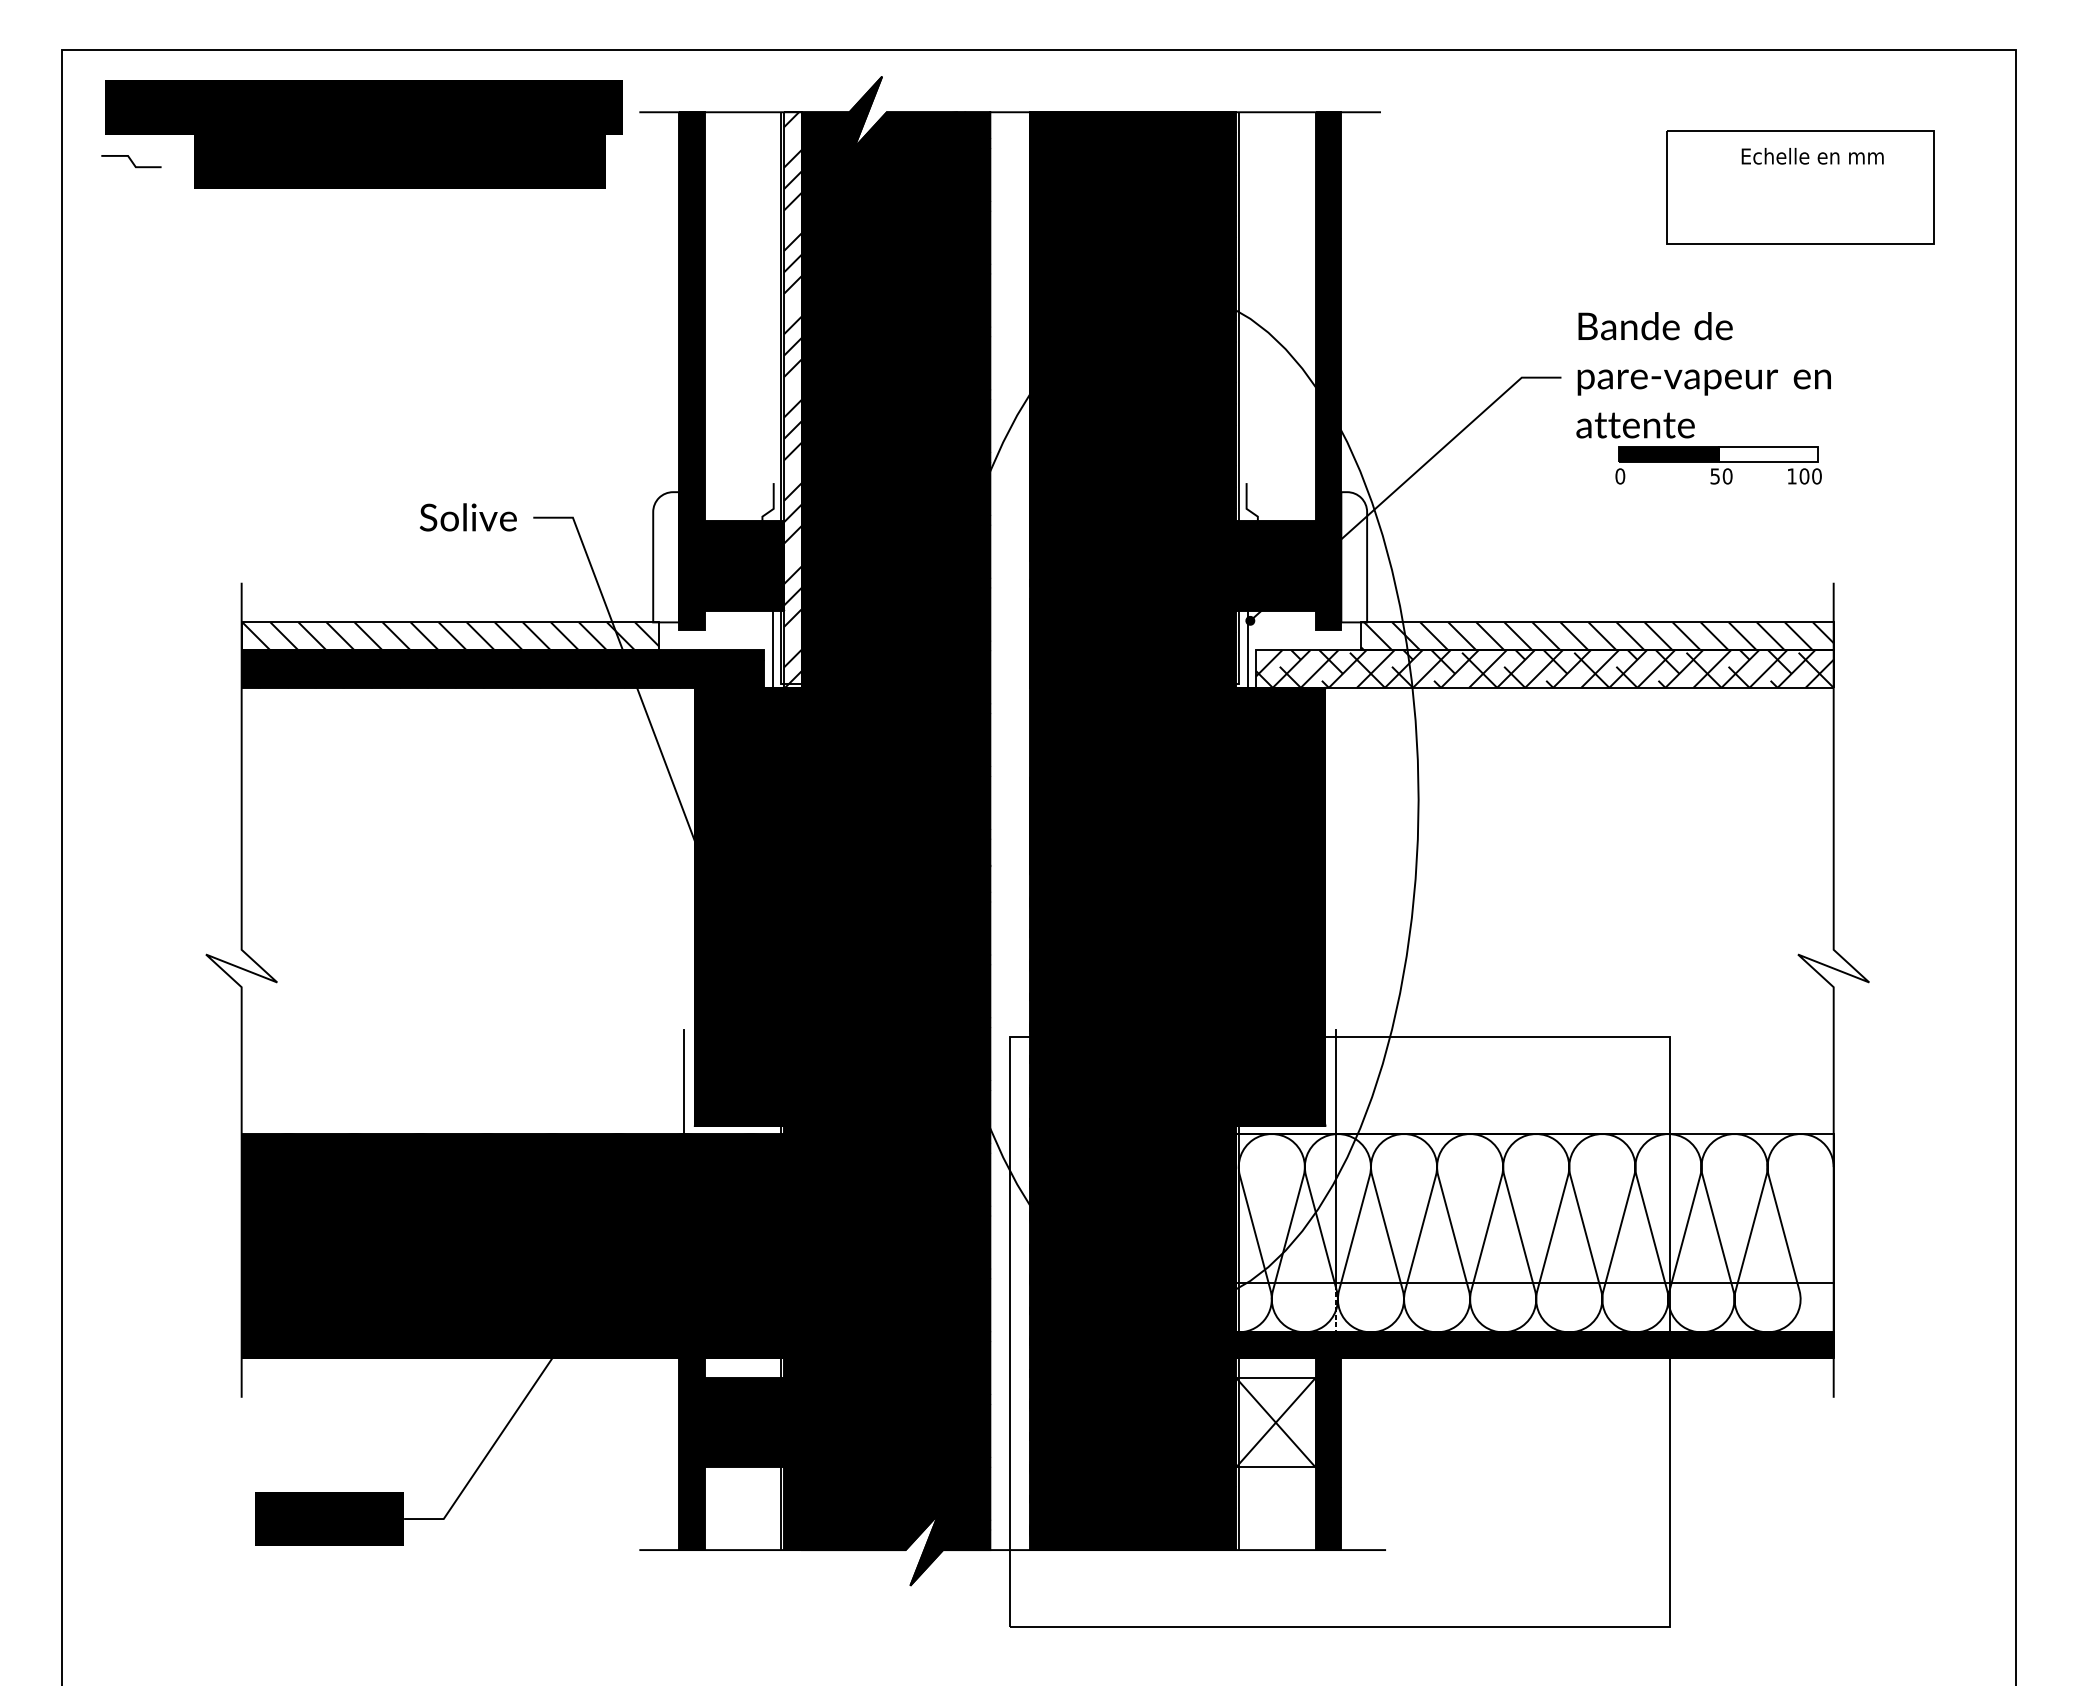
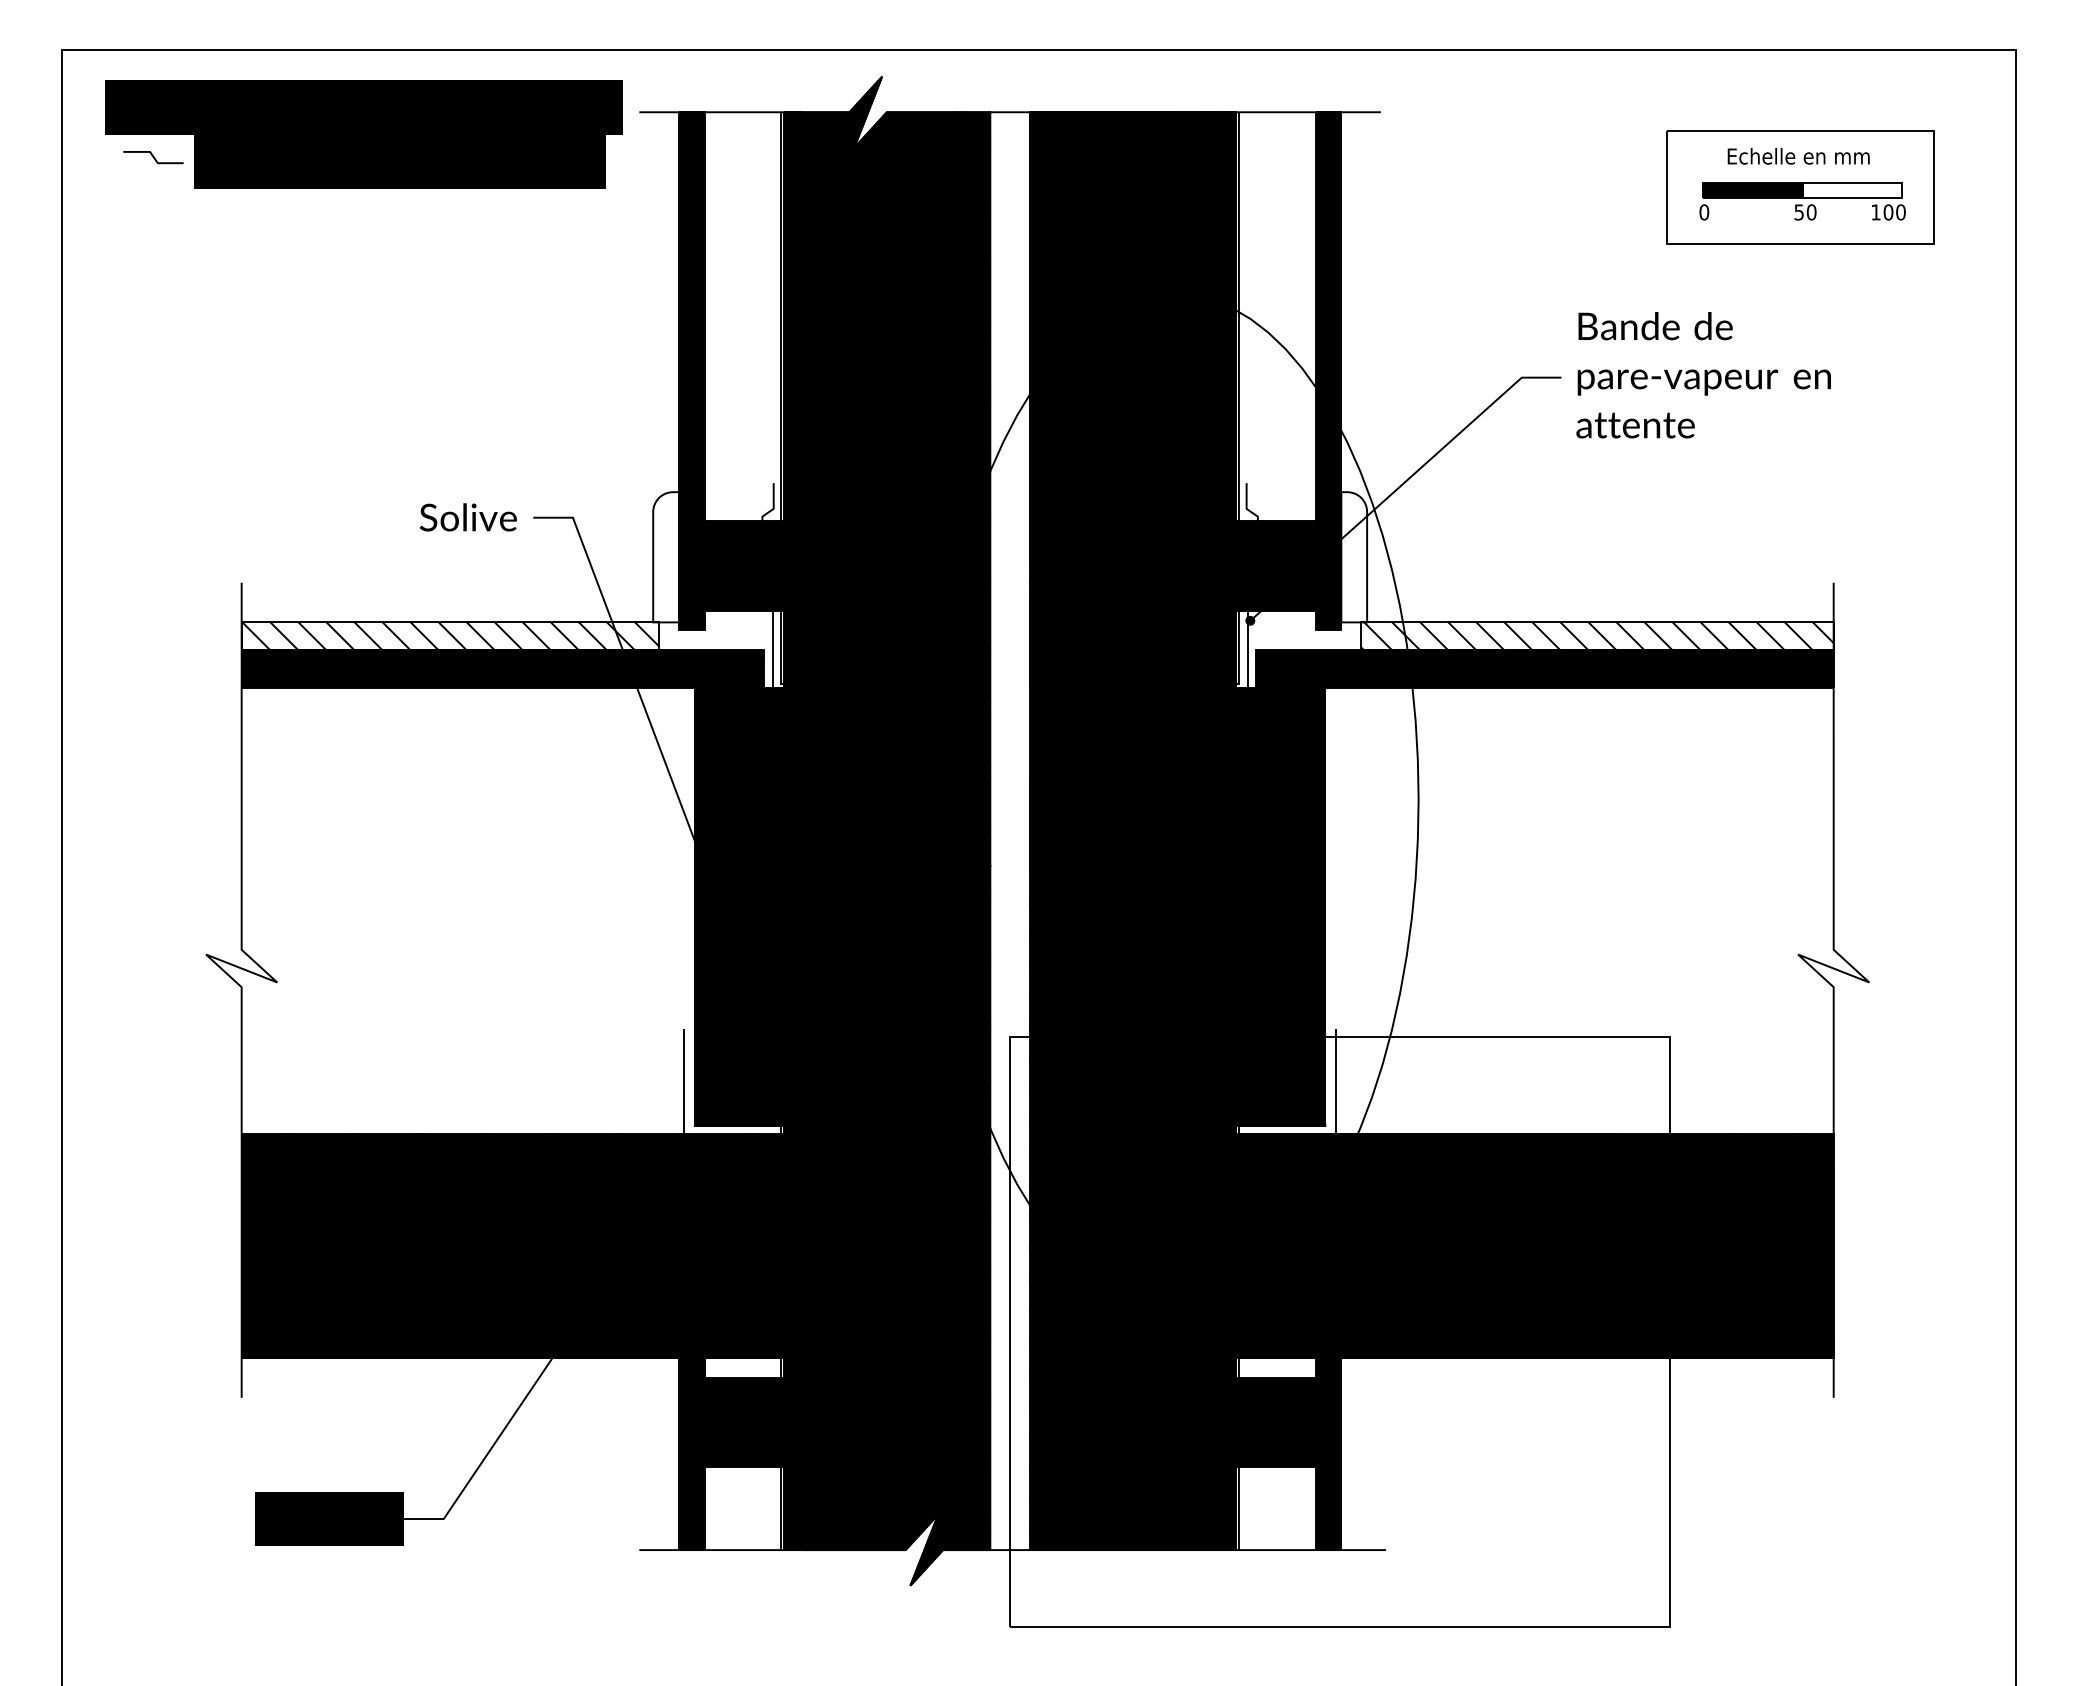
text position: (1812, 156) -> (1798, 156) (1798, 156)
line position: (131, 161) -> (153, 157) (153, 157)
fill: none -> present (792, 399)
part position: (1718, 465) -> (1802, 201) (1802, 201)
fill: none -> present (1544, 668)
fill: none -> present (1534, 1233)
fill: none -> present (1275, 1422)
